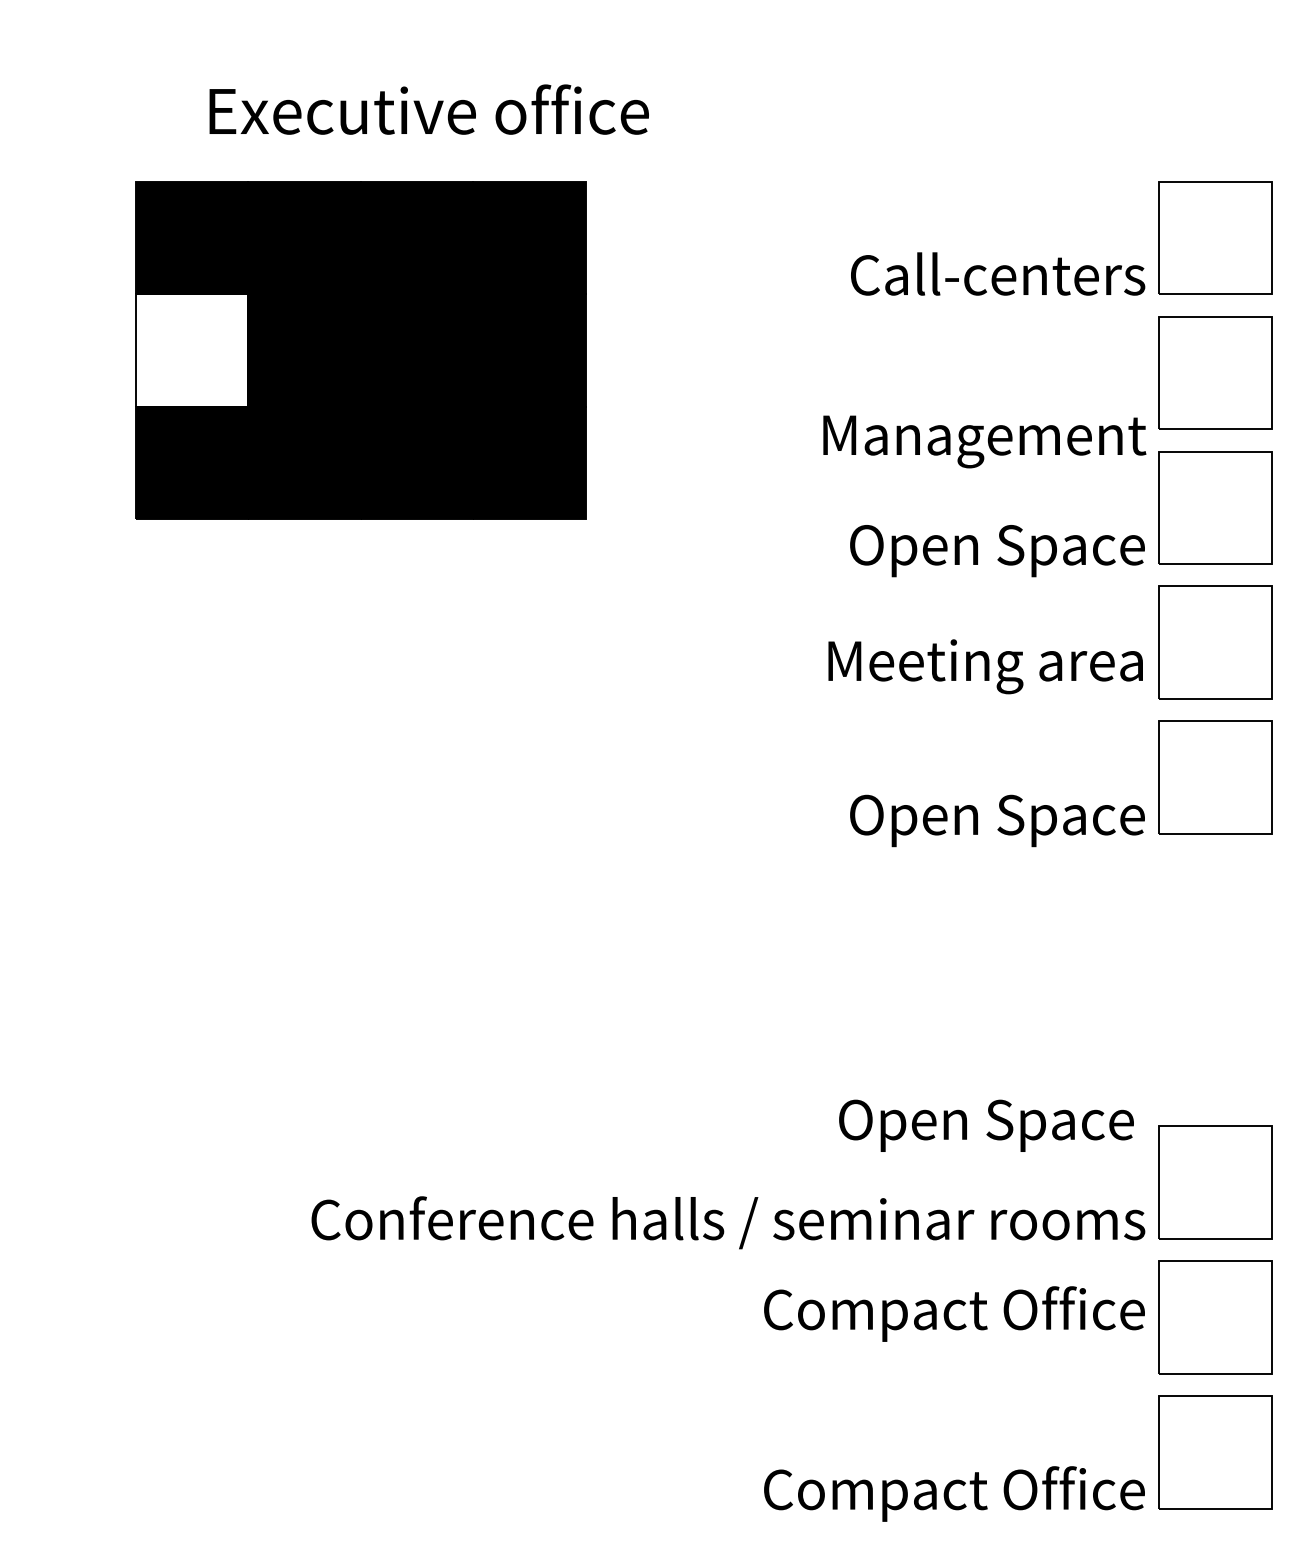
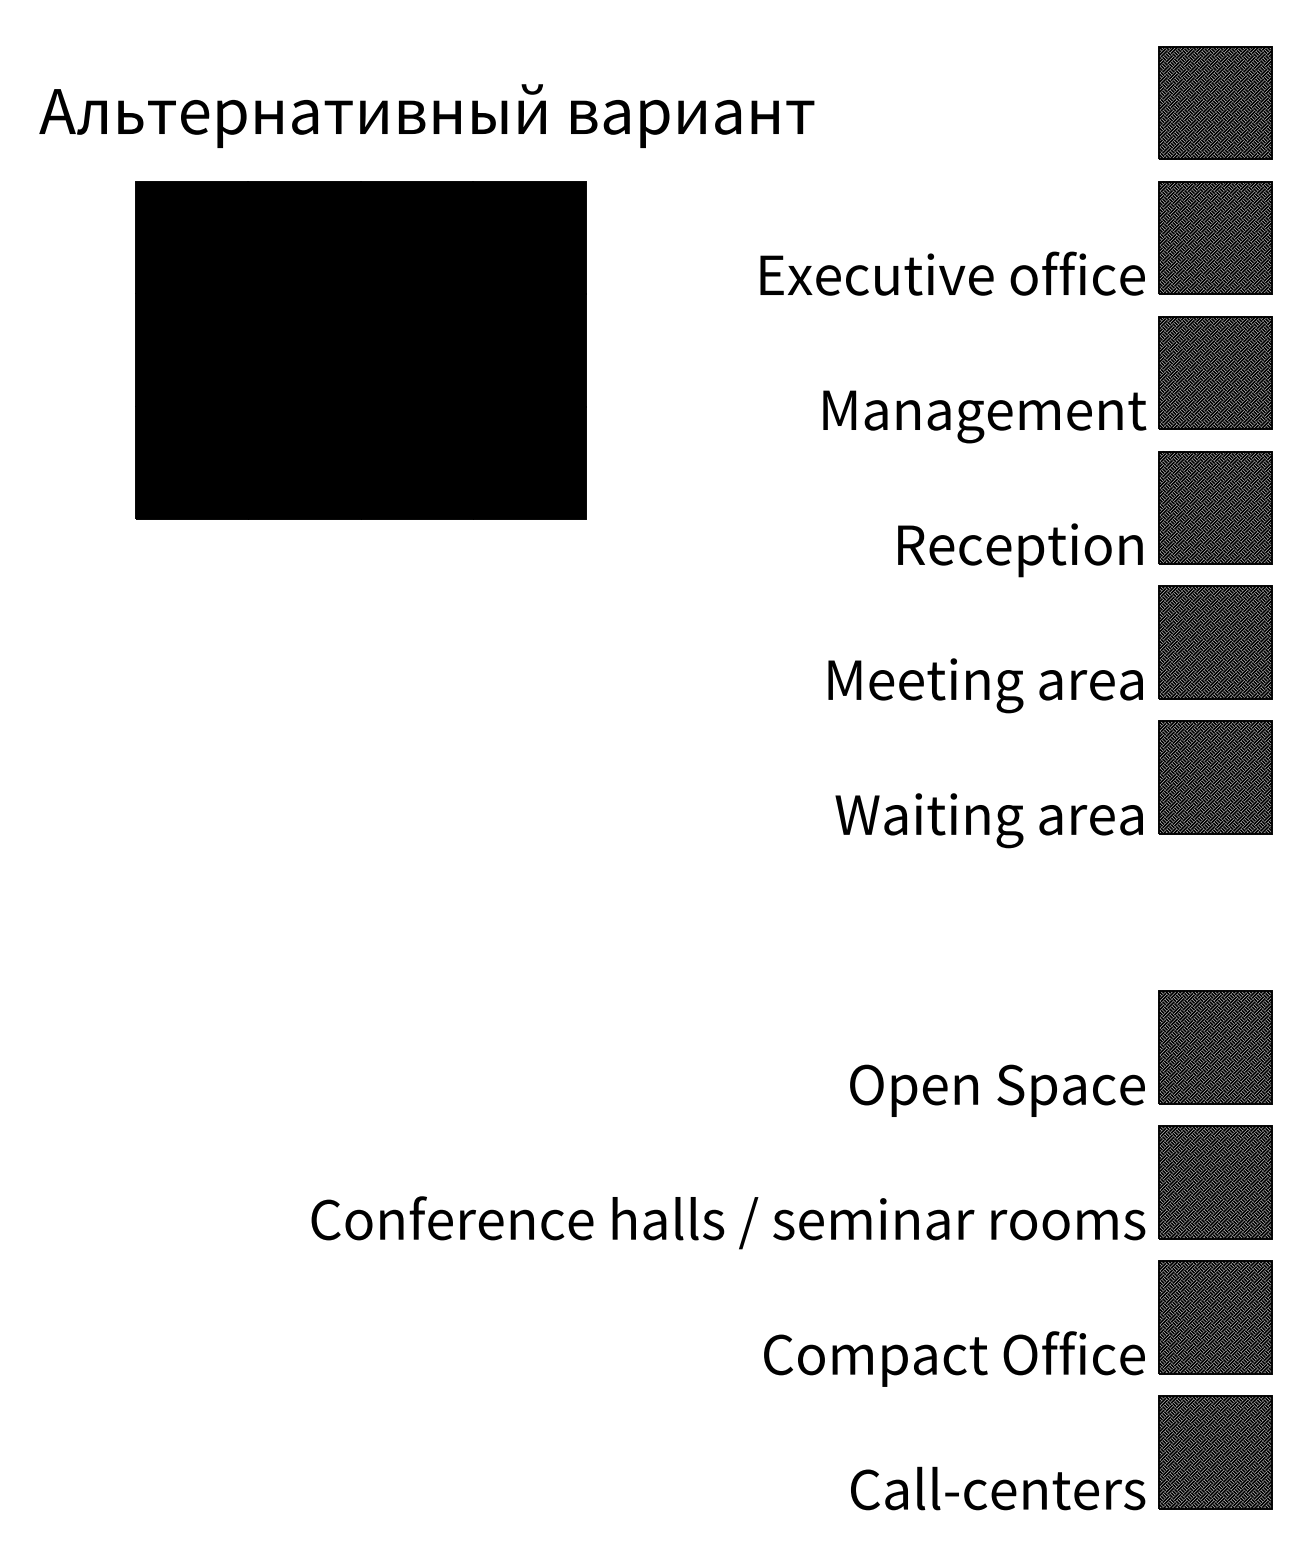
part: none -> present (1215, 102)
text: Executive office -> Альтернативный вариант (426, 116)
hatch: none -> present (1215, 237)
text: Call-centers -> Executive office (952, 273)
fill: none -> present (192, 350)
hatch: none -> present (1215, 372)
text position: (984, 441) -> (984, 416) (984, 416)
hatch: none -> present (1215, 507)
text: Open Space -> Reception (997, 550)
hatch: none -> present (1215, 642)
text position: (985, 666) -> (985, 685) (985, 685)
hatch: none -> present (1215, 777)
text: Open Space -> Waiting area (989, 820)
part: none -> present (1215, 1047)
text position: (986, 1125) -> (997, 1090) (997, 1090)
hatch: none -> present (1215, 1182)
text position: (954, 1313) -> (954, 1358) (954, 1358)
hatch: none -> present (1215, 1317)
hatch: none -> present (1215, 1452)
text: Compact Office -> Call-centers (954, 1493)
